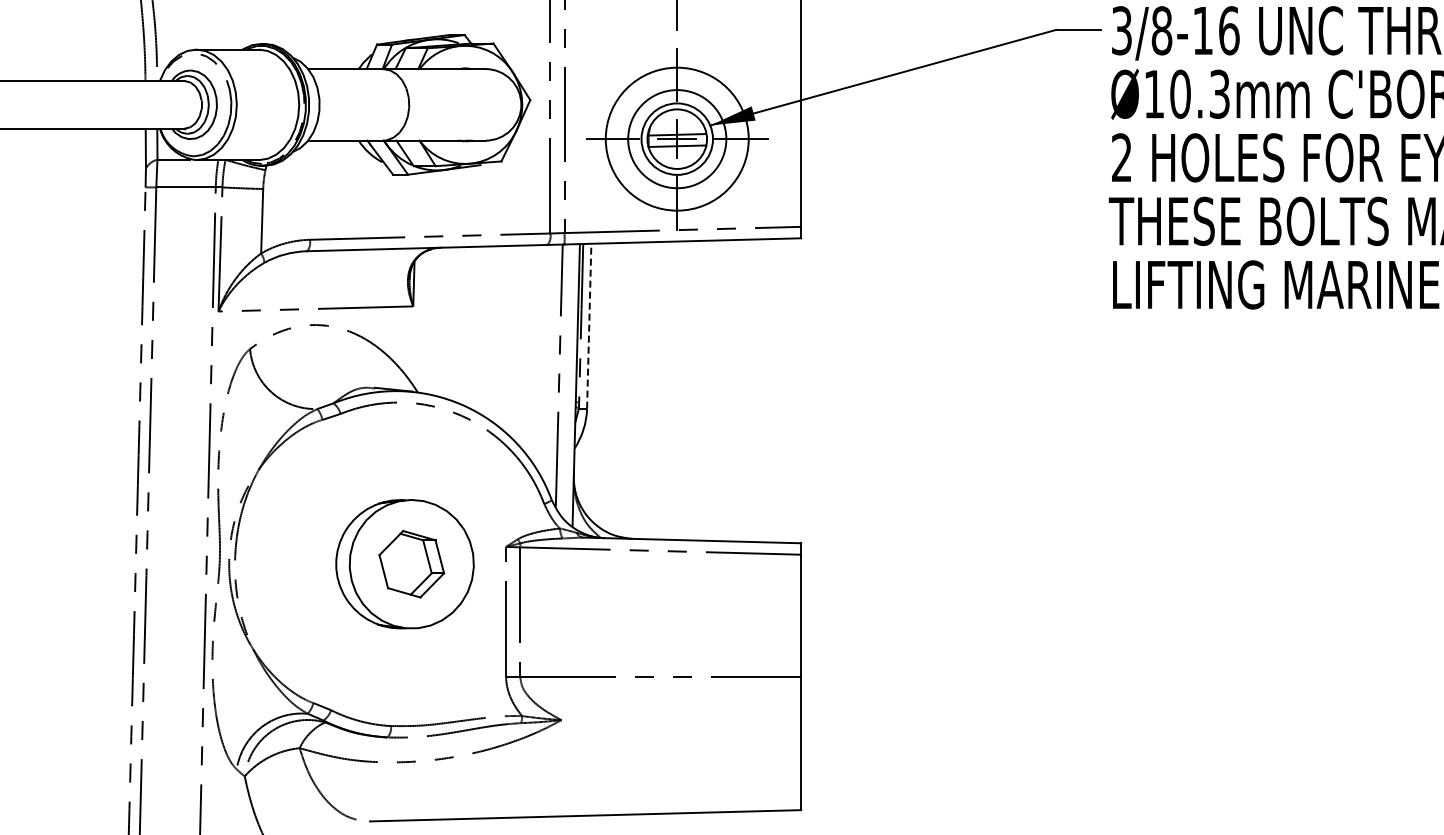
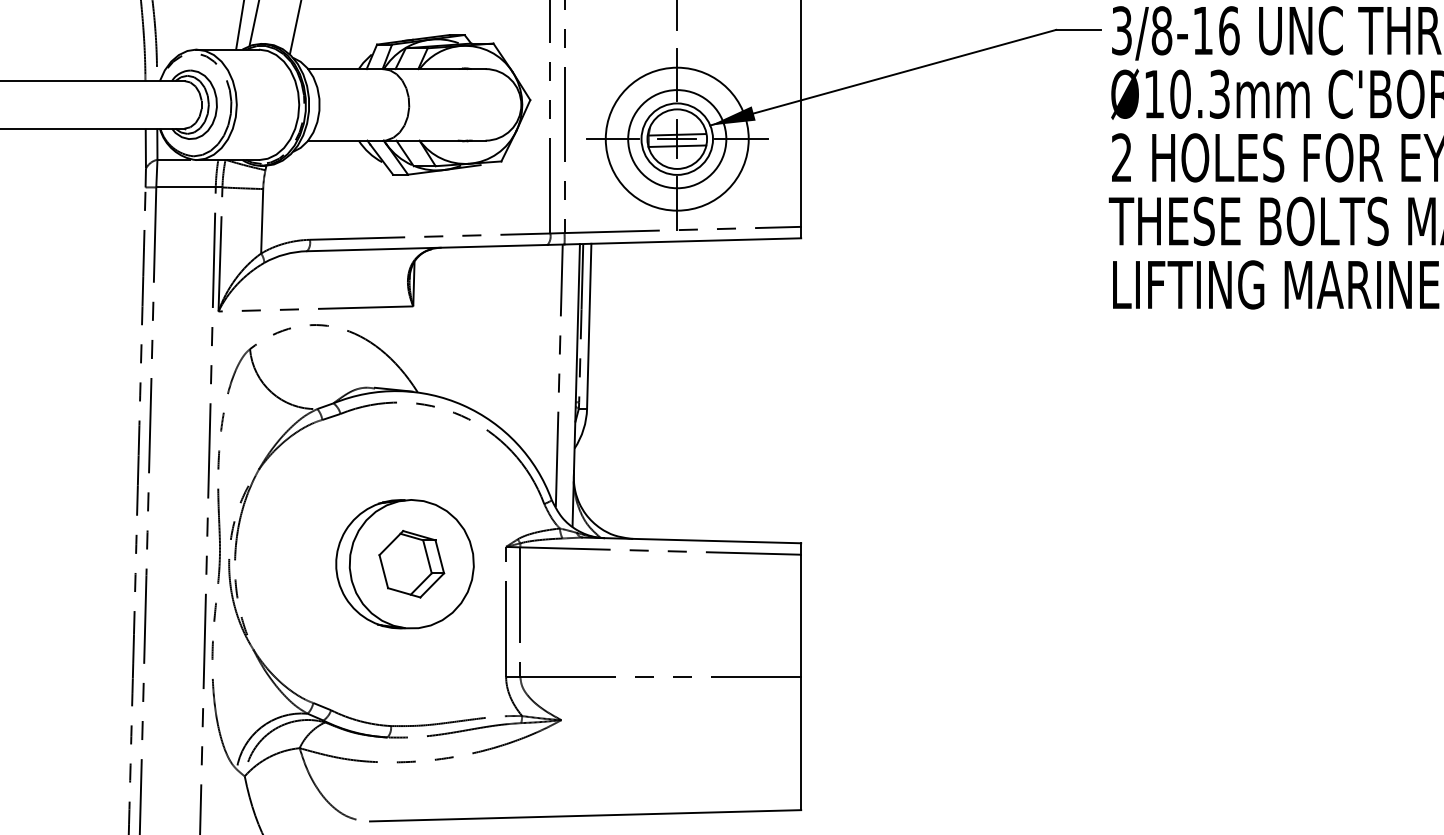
line: none -> present (253, 24)
line: none -> present (239, 25)
line: none -> present (294, 28)
line: dashed -> solid (589, 325)
